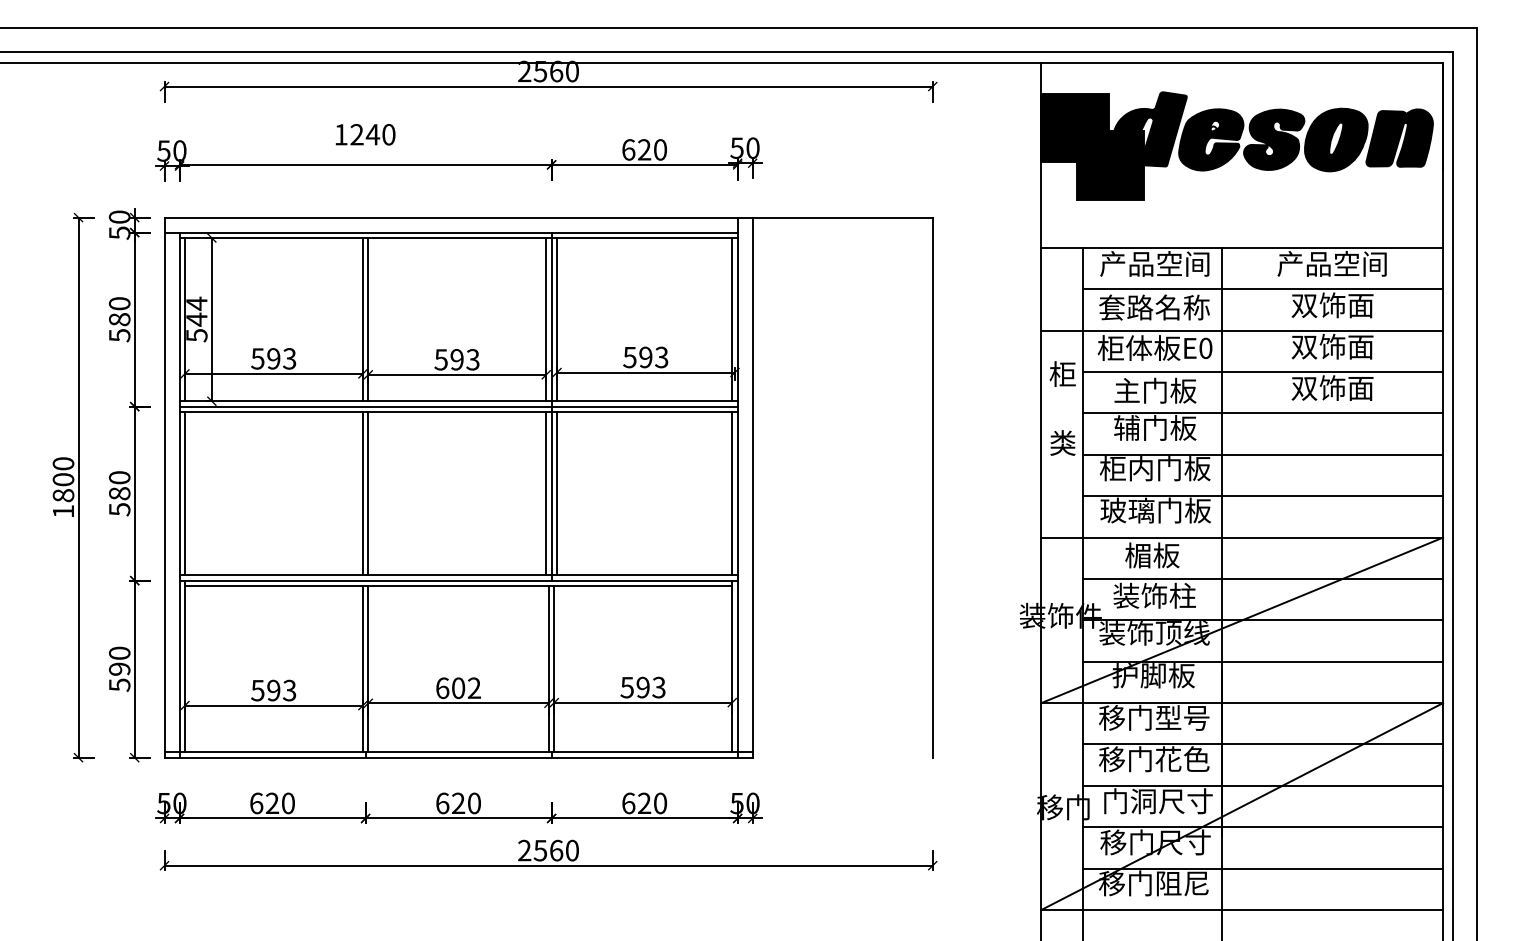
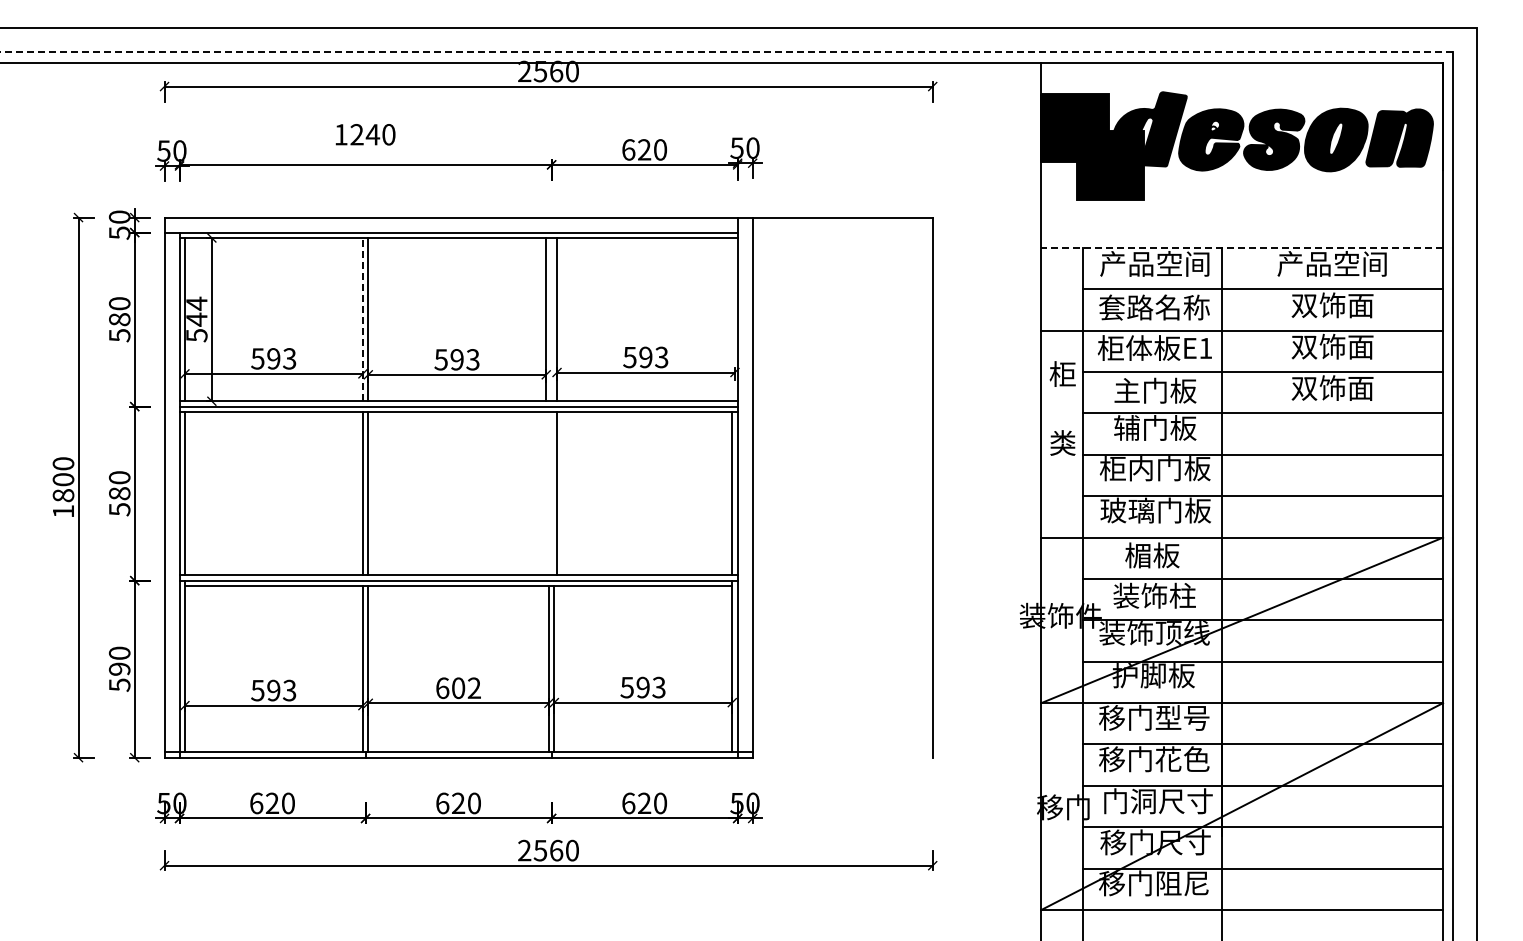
line: solid -> dashed (726, 52)
line: solid -> dashed (1242, 248)
line: solid -> dashed (362, 319)
line: present -> none (732, 319)
text: E0 -> E1 (1205, 348)
line: present -> none (551, 406)
line: present -> none (546, 493)
